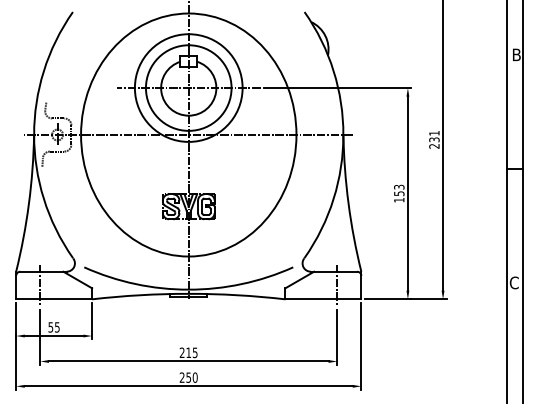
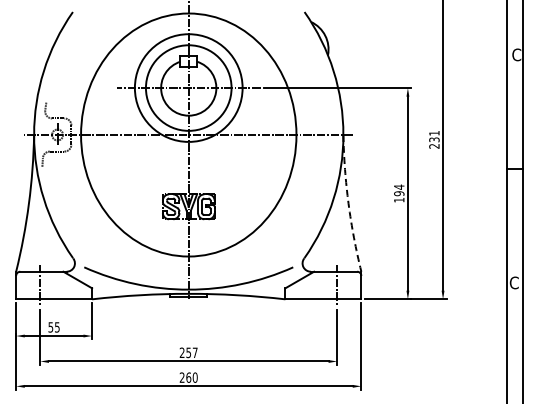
text: B -> C (516, 54)
text: 153 -> 194 (399, 190)
arc: solid -> dashed (348, 203)
text: 215 -> 257 (191, 352)
text: 250 -> 260 (188, 377)
